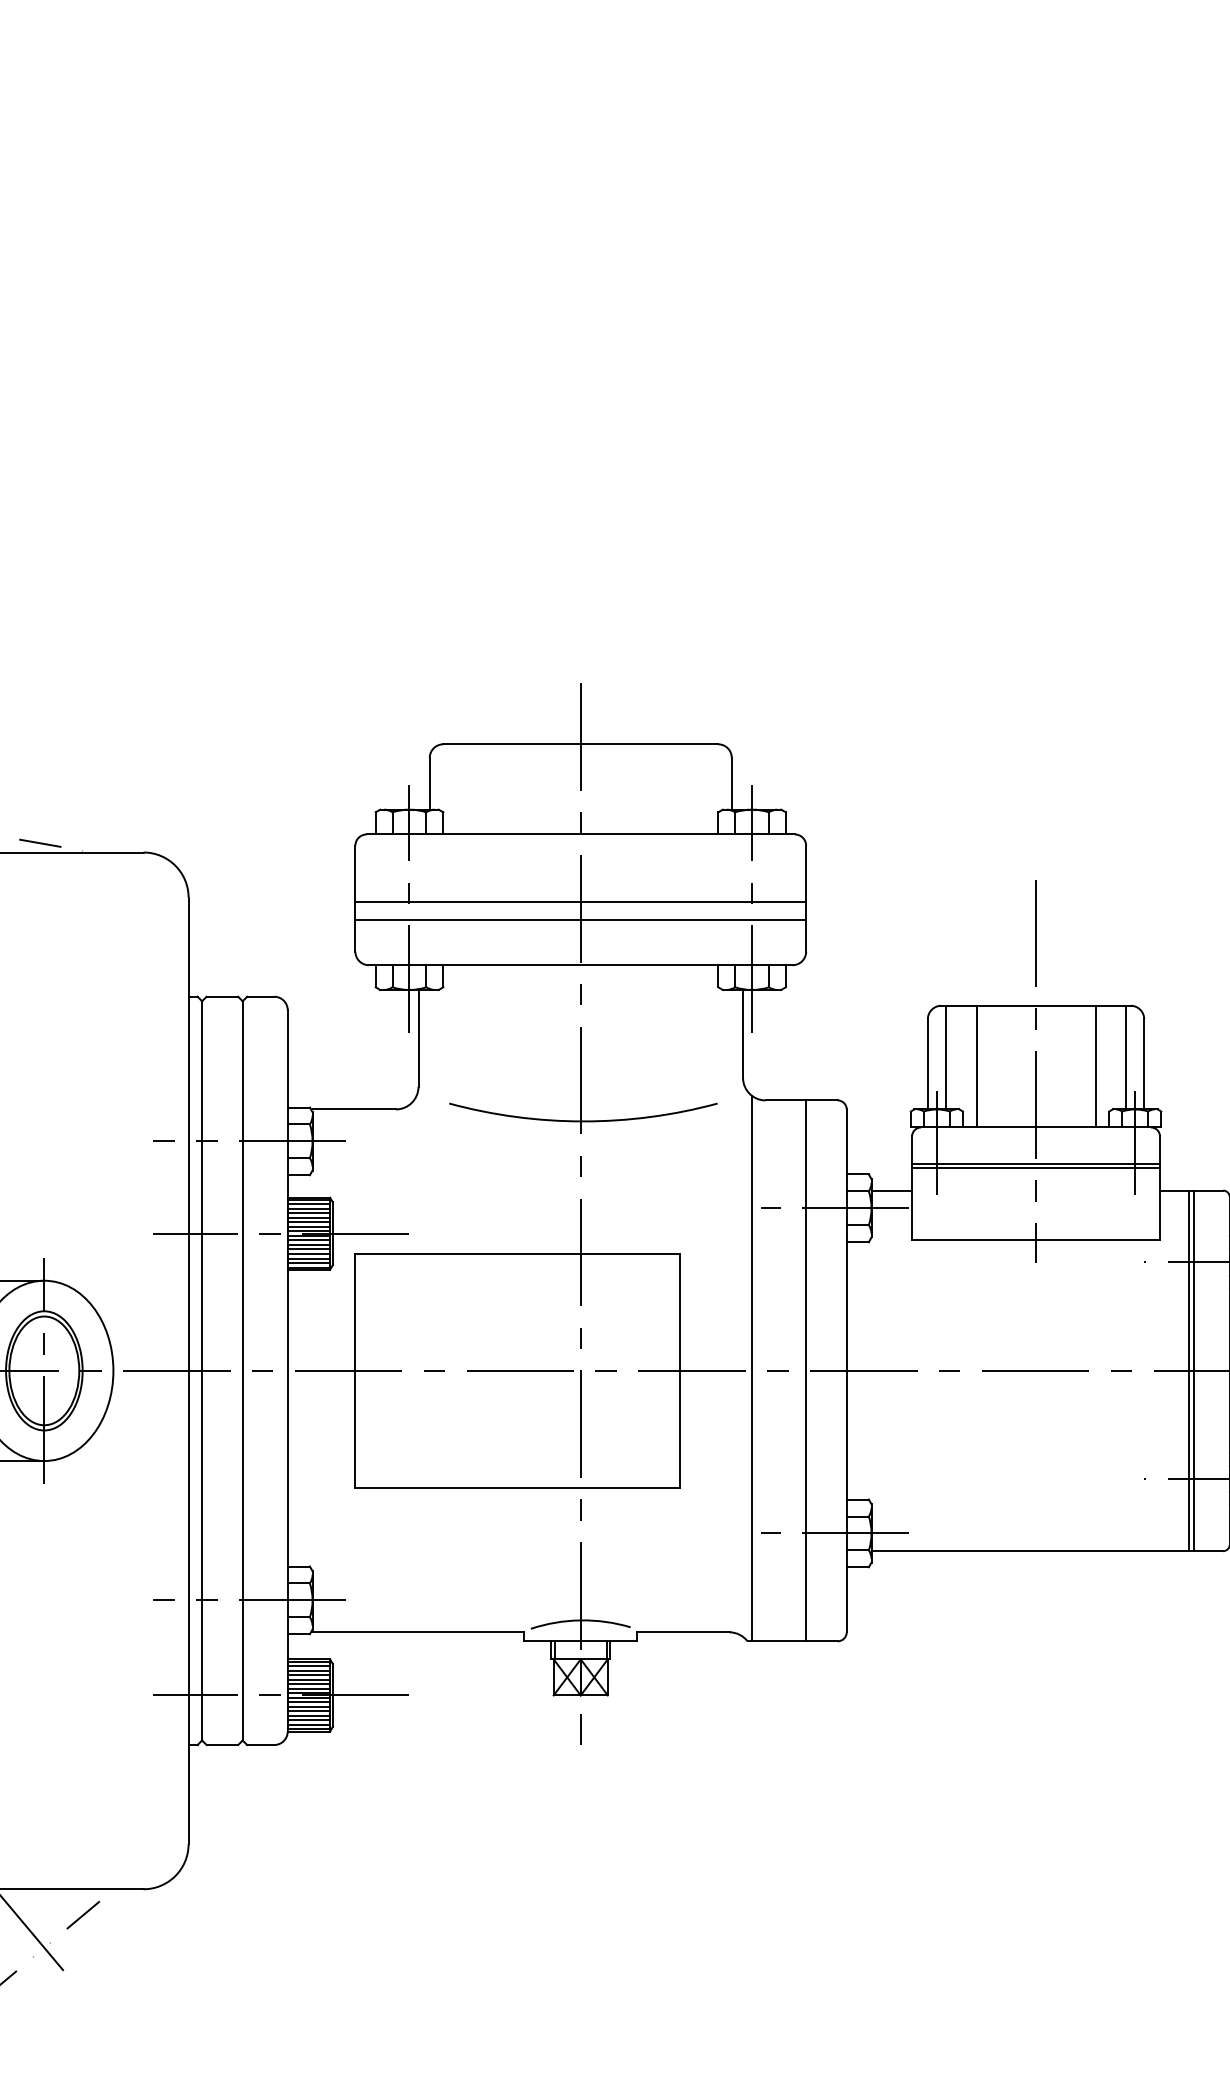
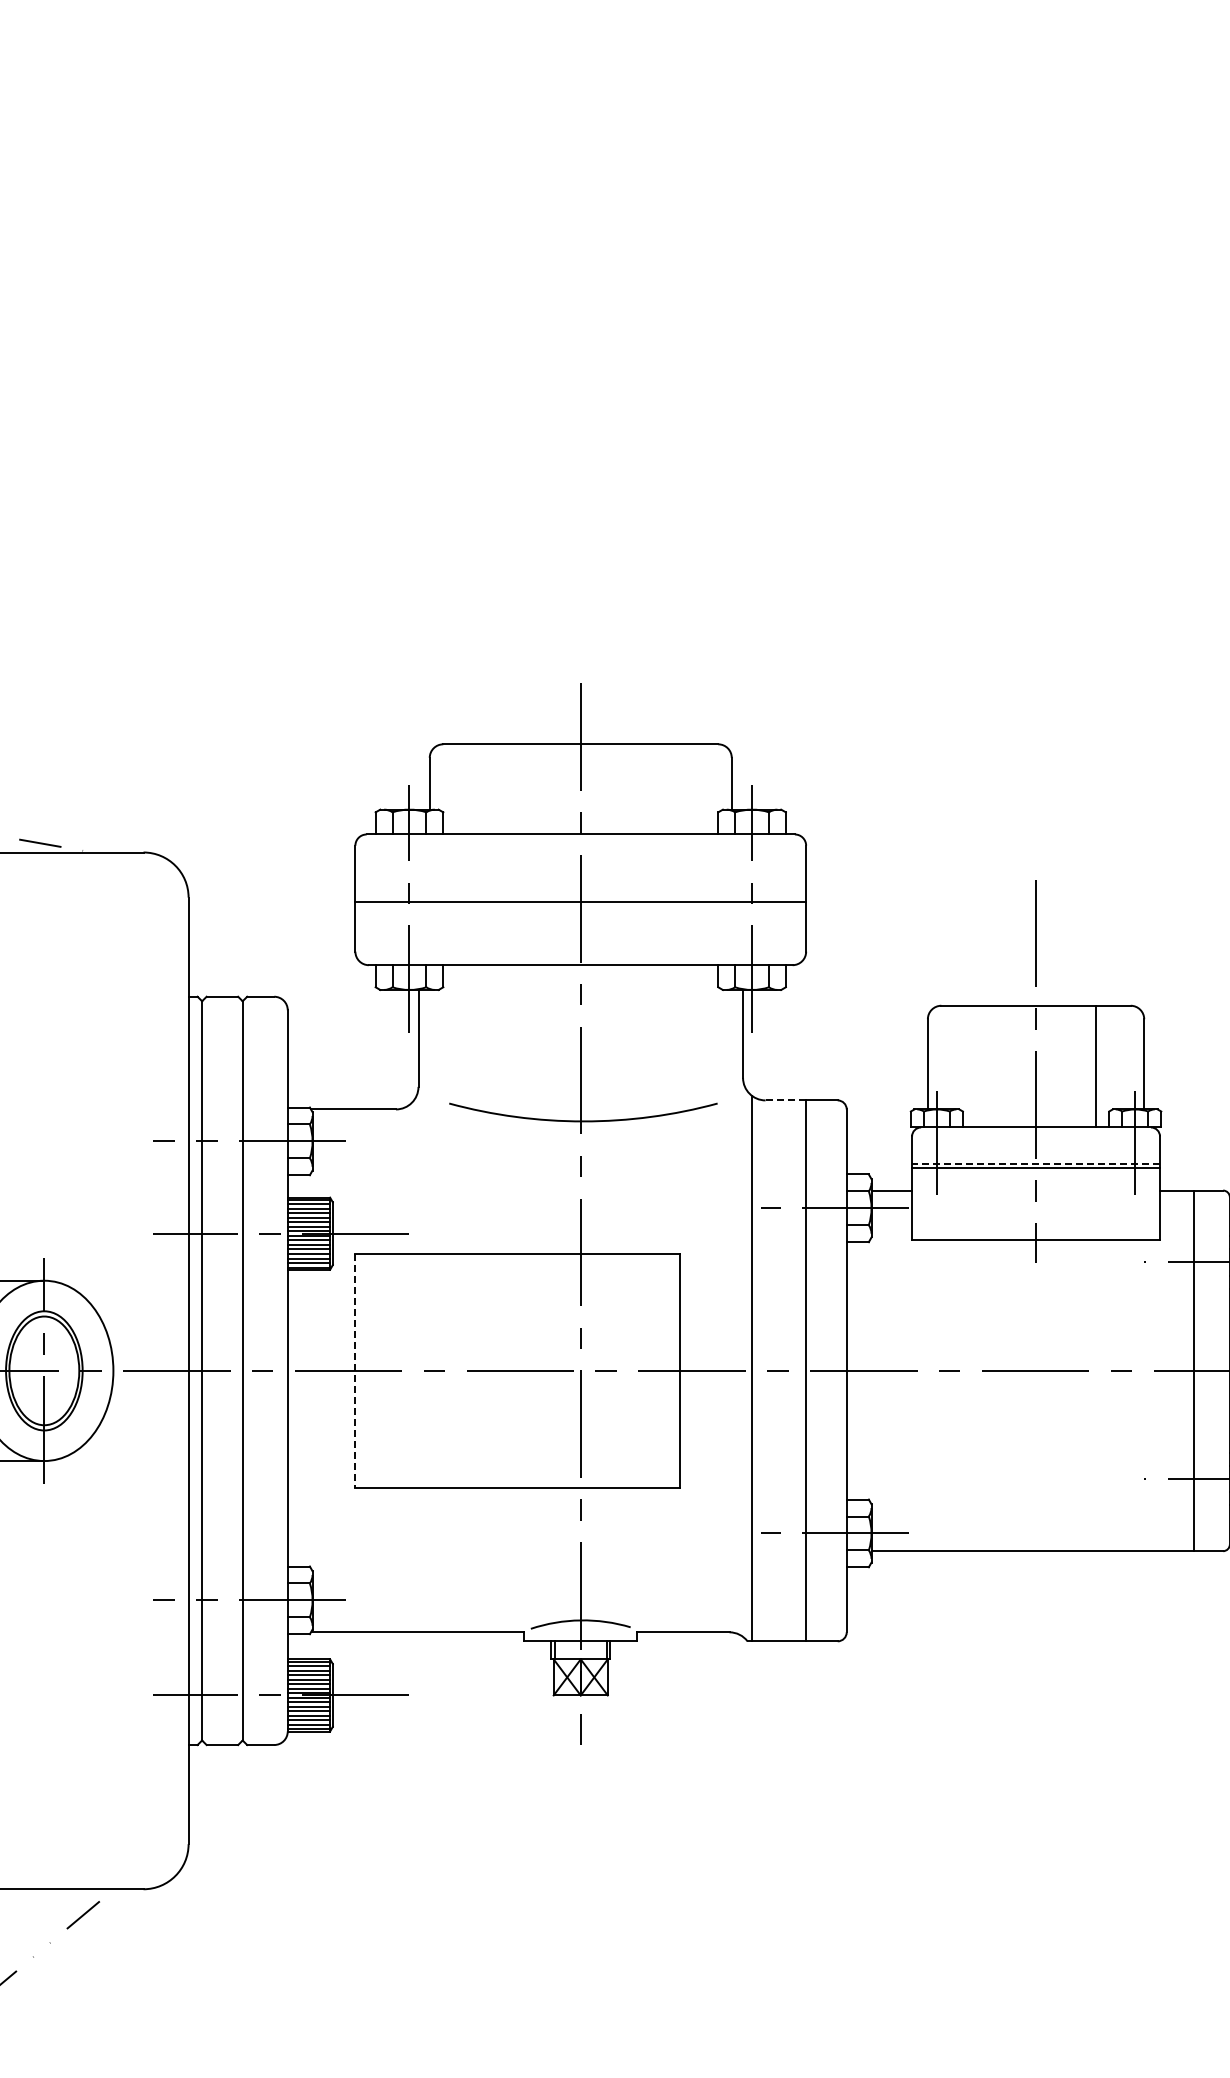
line: present -> none (580, 920)
line: present -> none (945, 1057)
line: present -> none (1126, 1057)
line: present -> none (976, 1066)
line: solid -> dashed (786, 1100)
line: solid -> dashed (1036, 1163)
line: present -> none (1189, 1370)
line: solid -> dashed (355, 1371)
line: present -> none (32, 1933)
